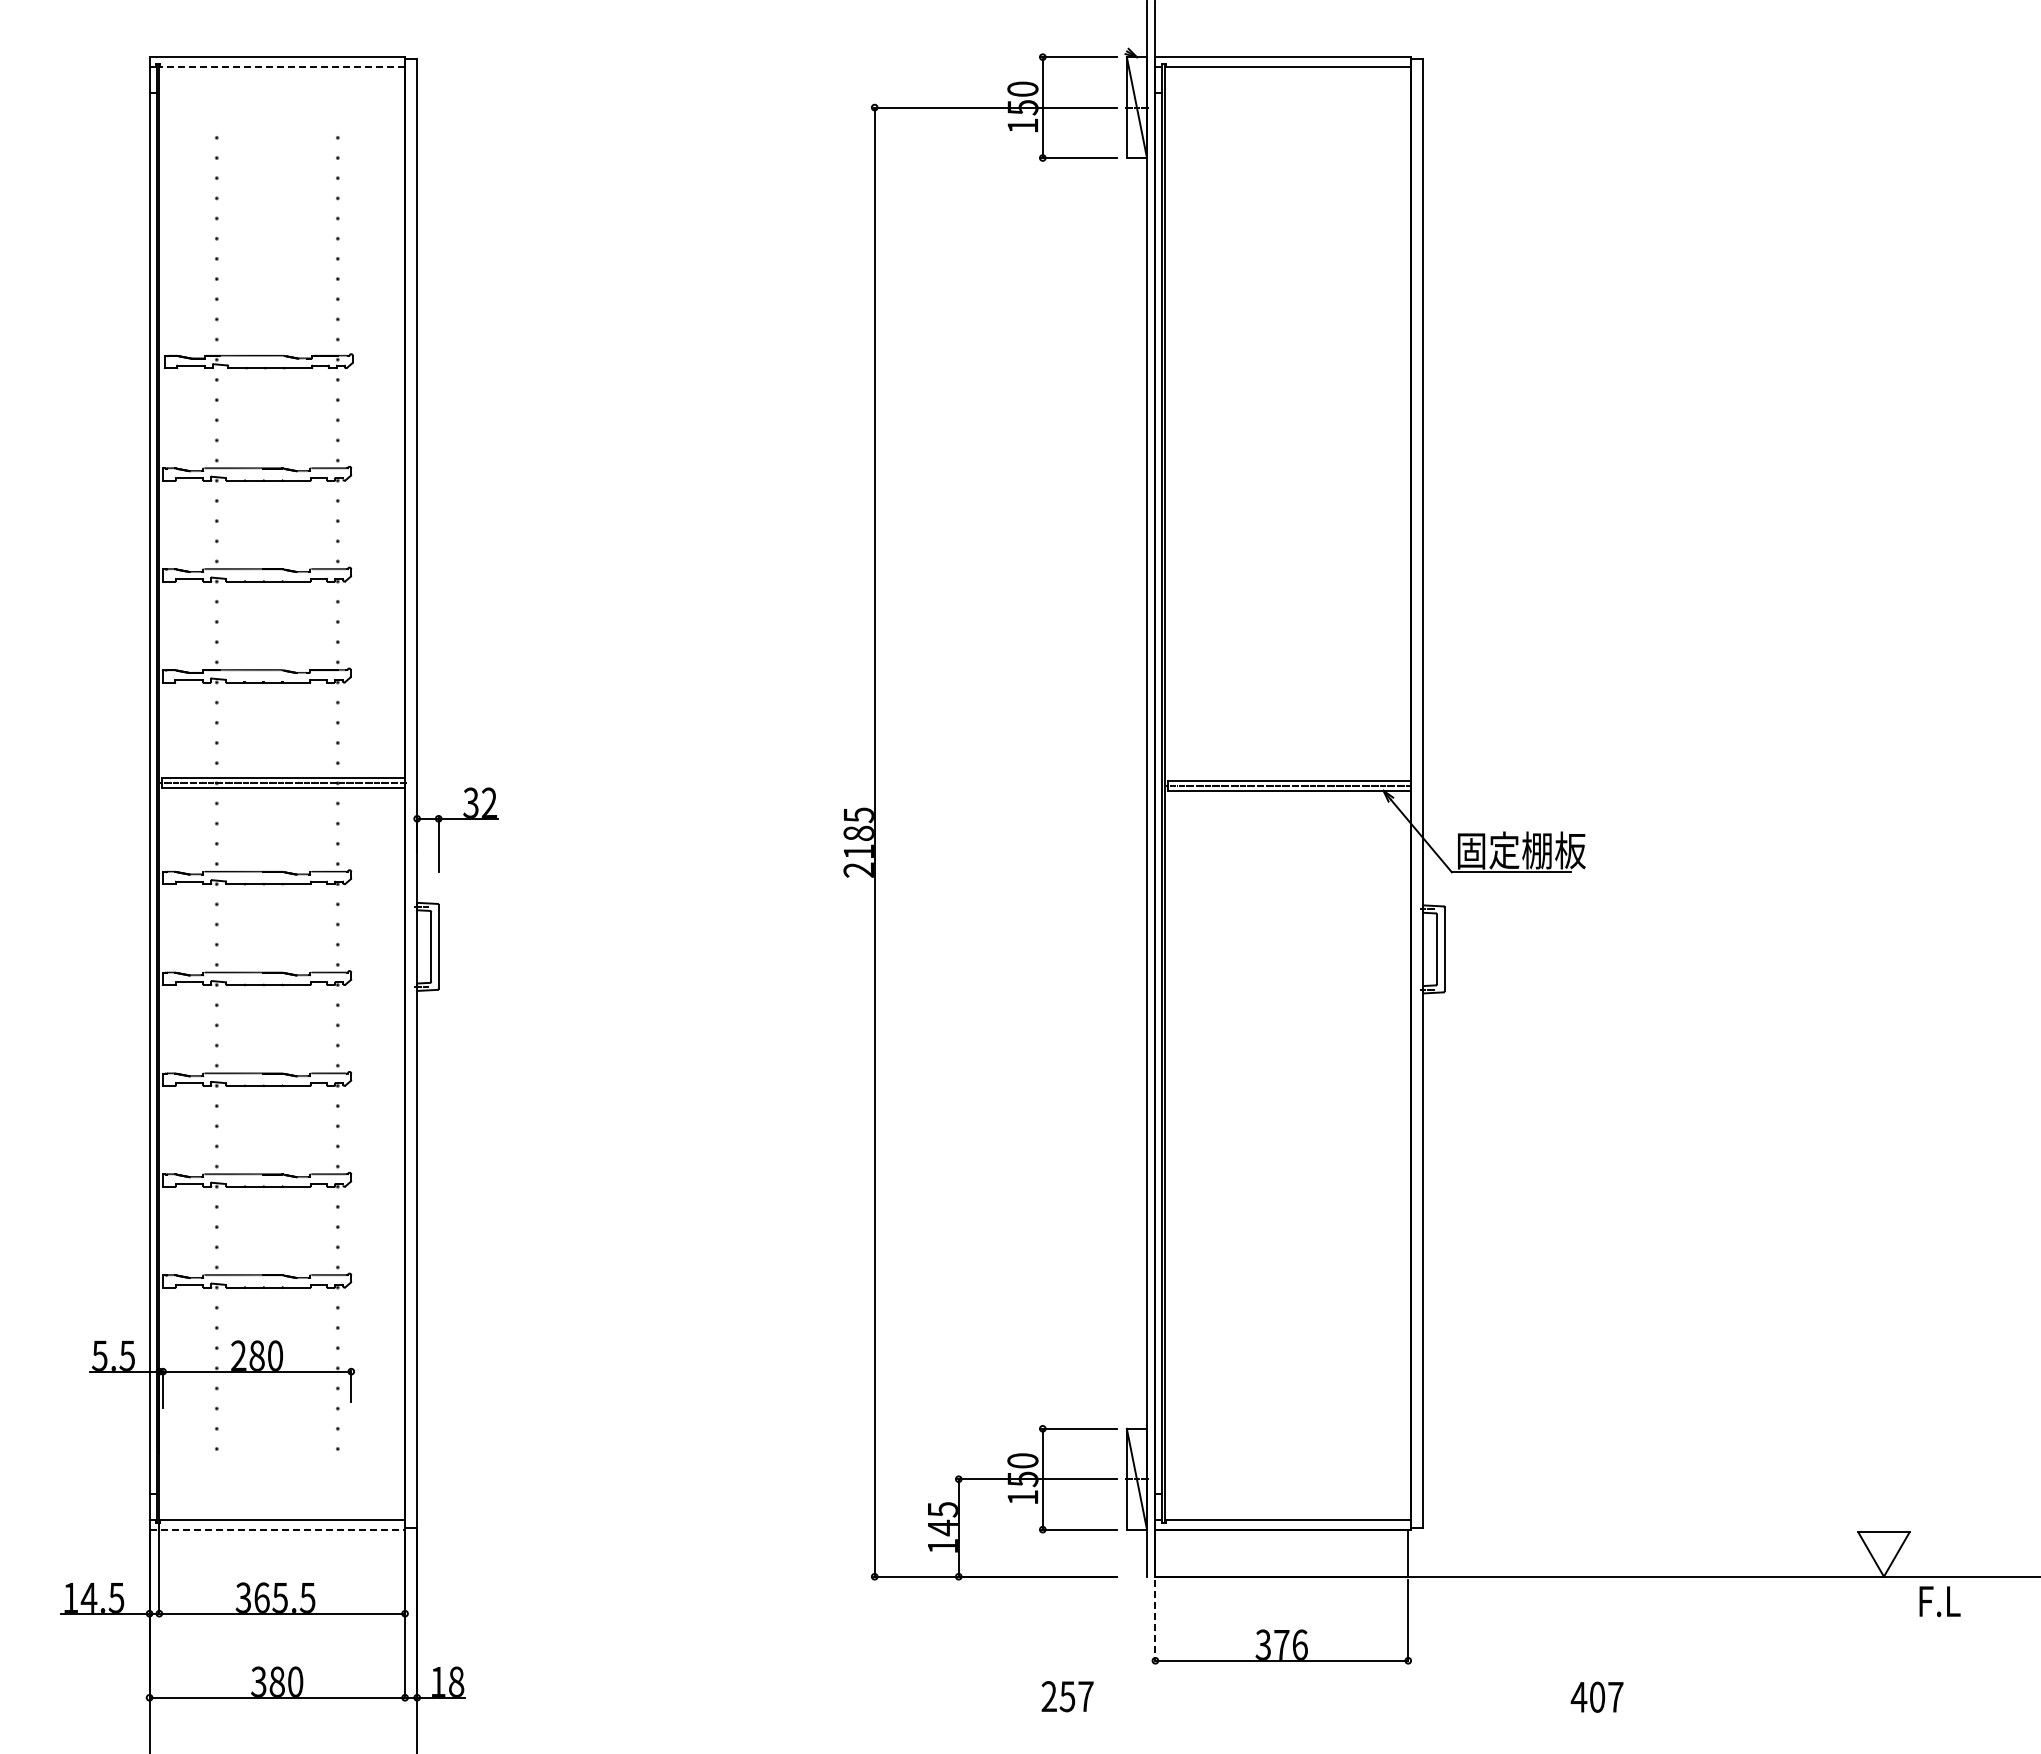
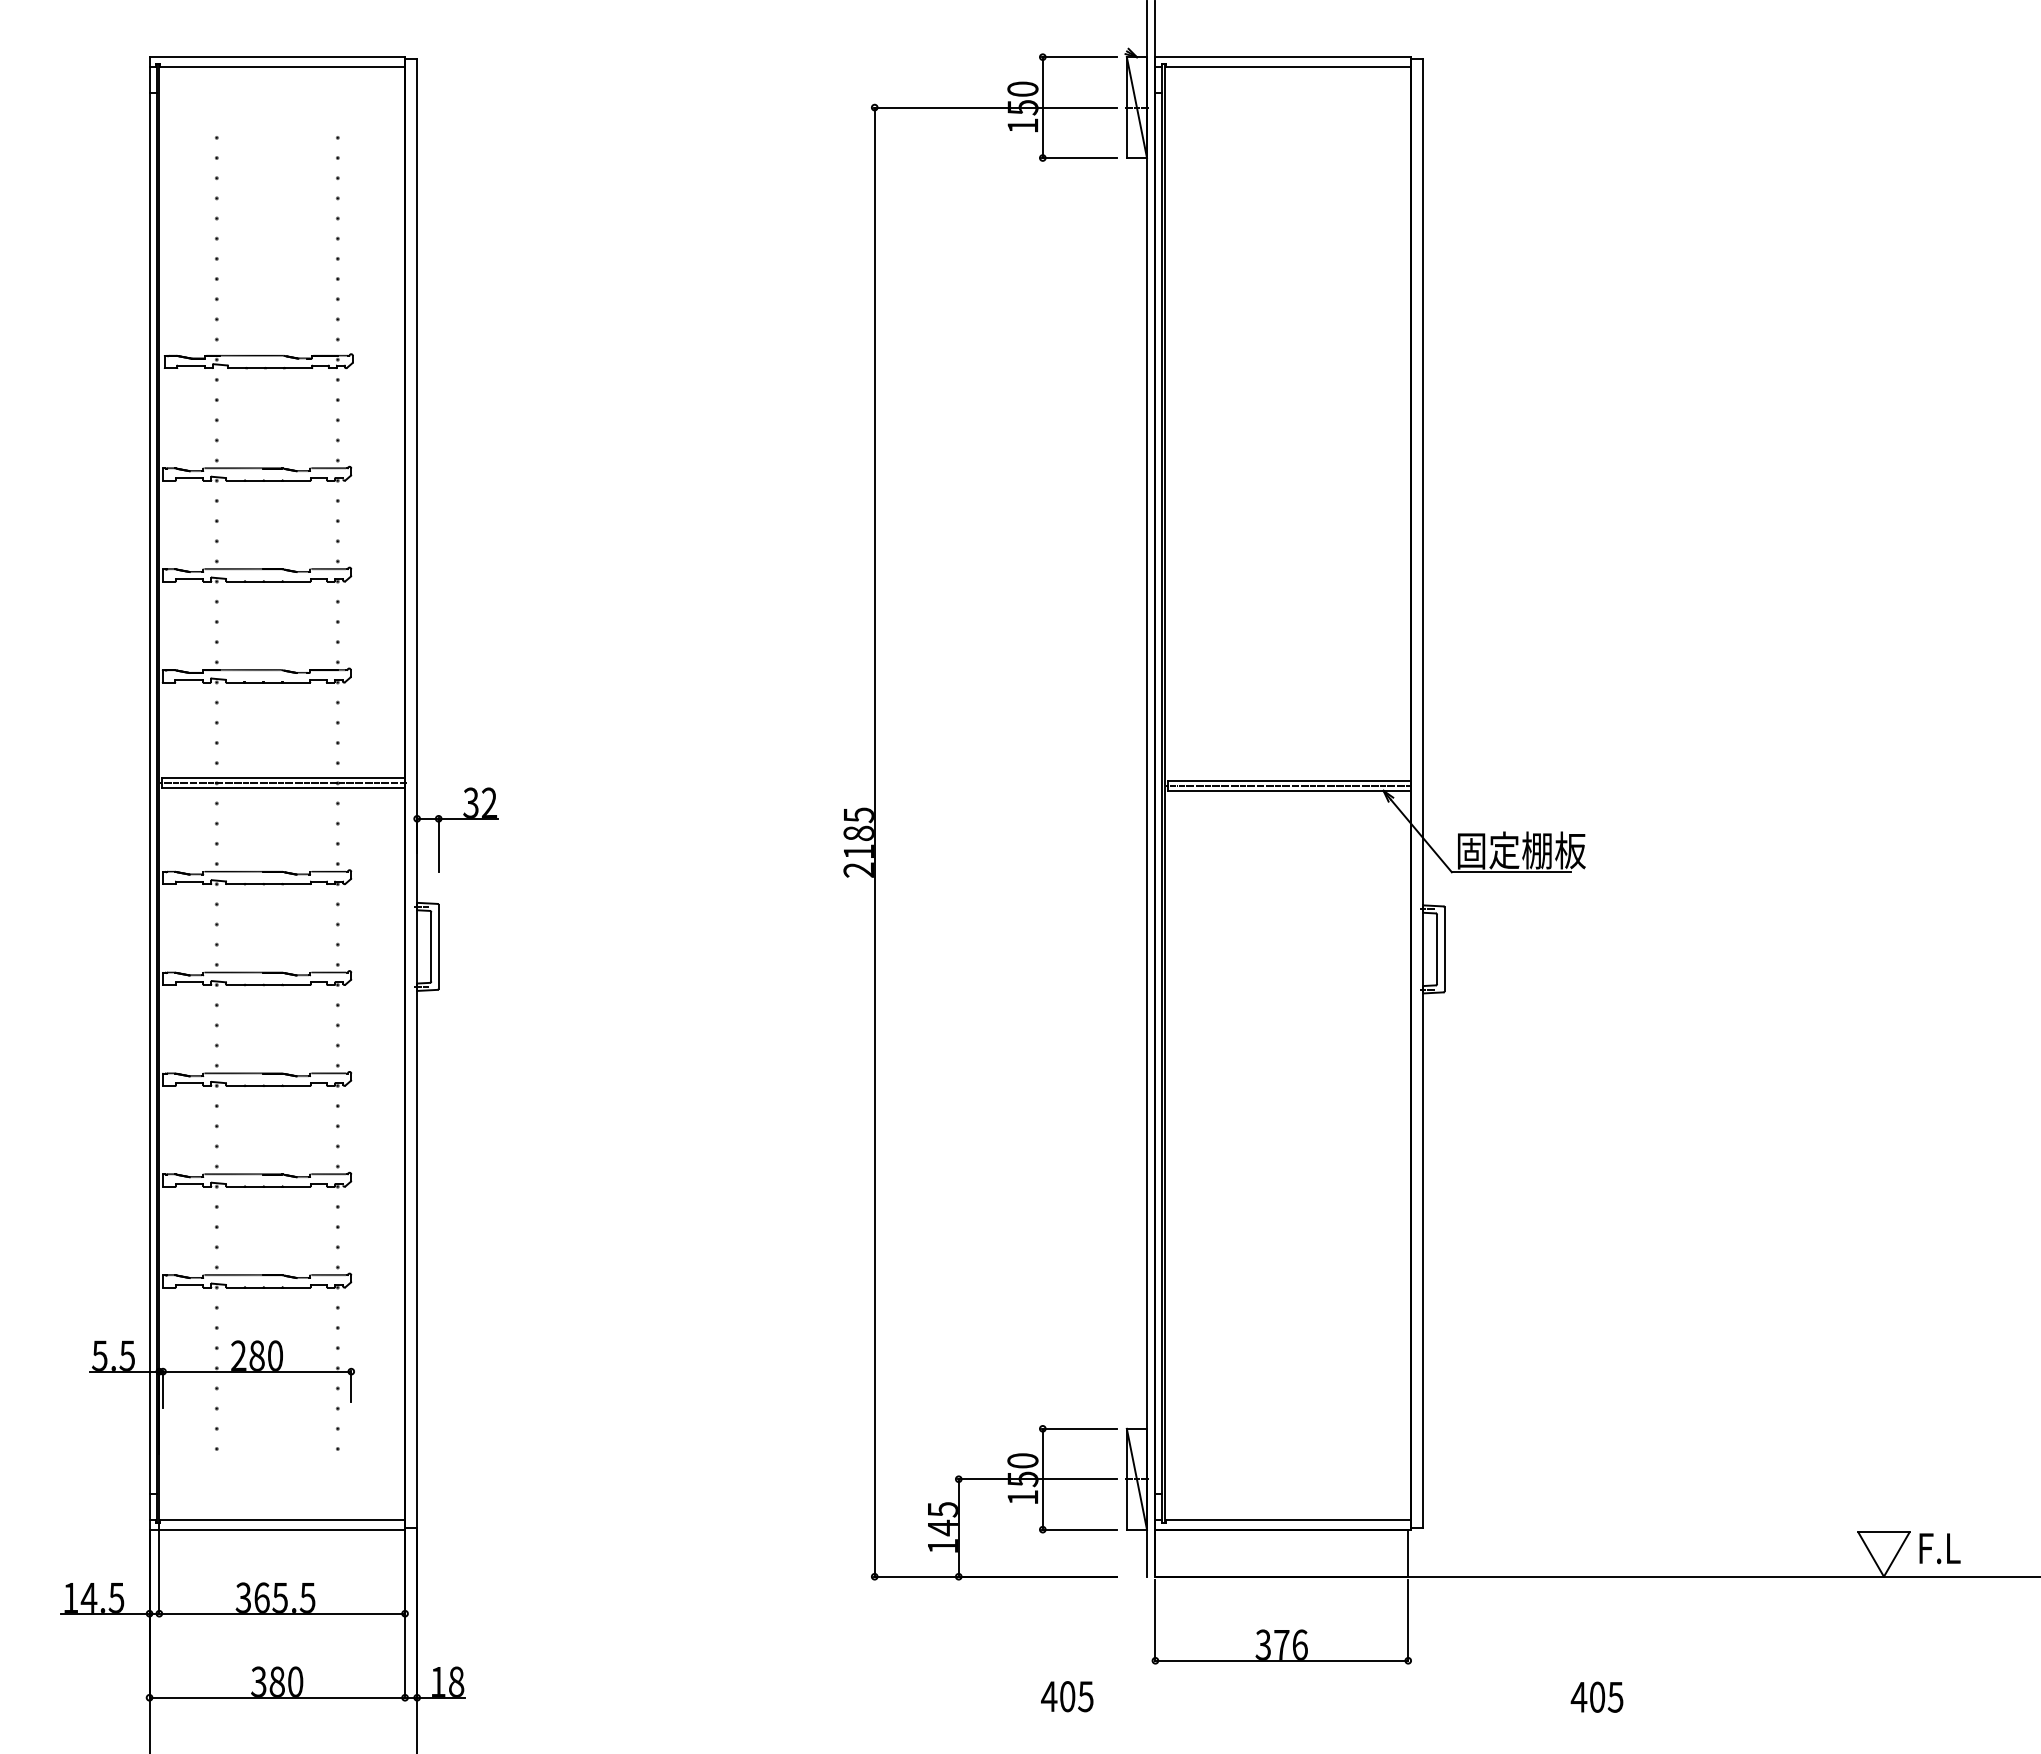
line: dashed -> solid (282, 67)
line: dashed -> solid (277, 1529)
text position: (1939, 1601) -> (1939, 1548) (1939, 1548)
line: dashed -> solid (1155, 1620)
text: 257 -> 405 (1067, 1696)
text: 407 -> 405 (1615, 1697)
